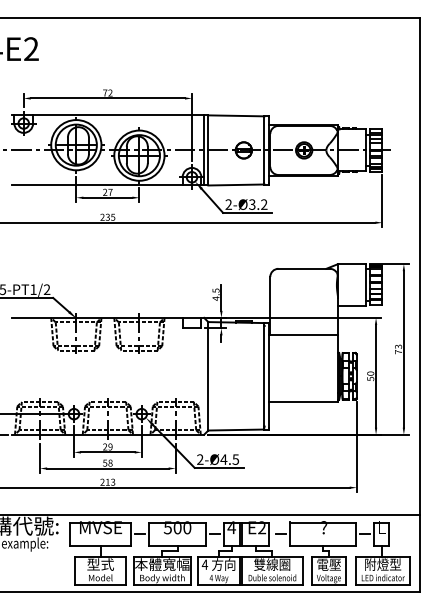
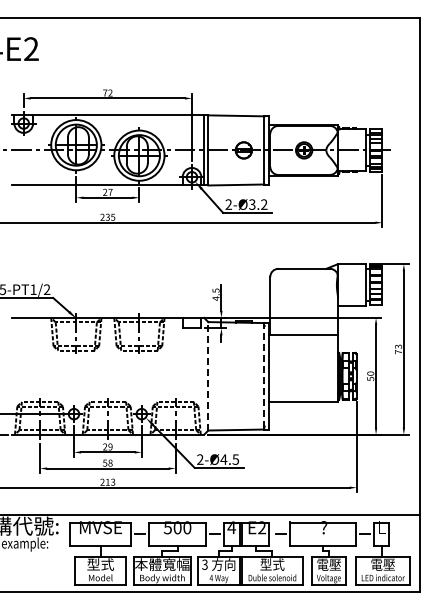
line: solid -> dashed (208, 375)
line: solid -> dashed (264, 375)
text: 4 -> 3 (204, 564)
text: 雙線圈 -> 型式 (272, 564)
text: 附燈型 -> 電壓 (383, 564)
